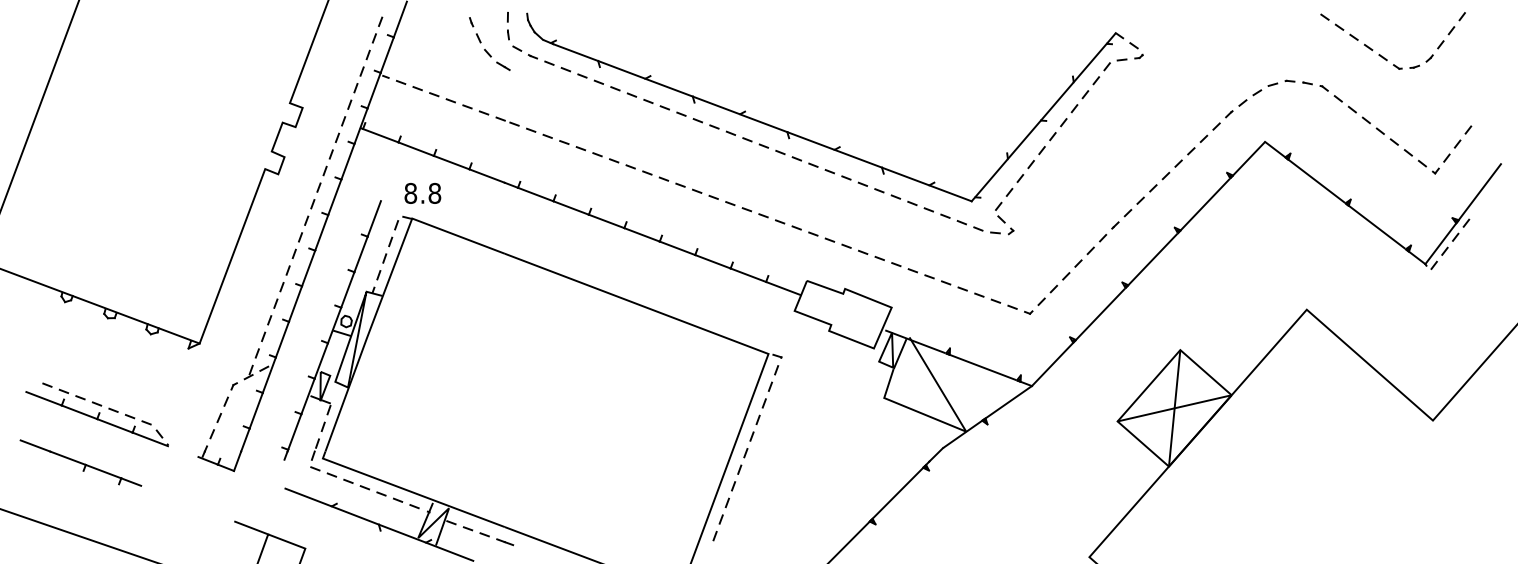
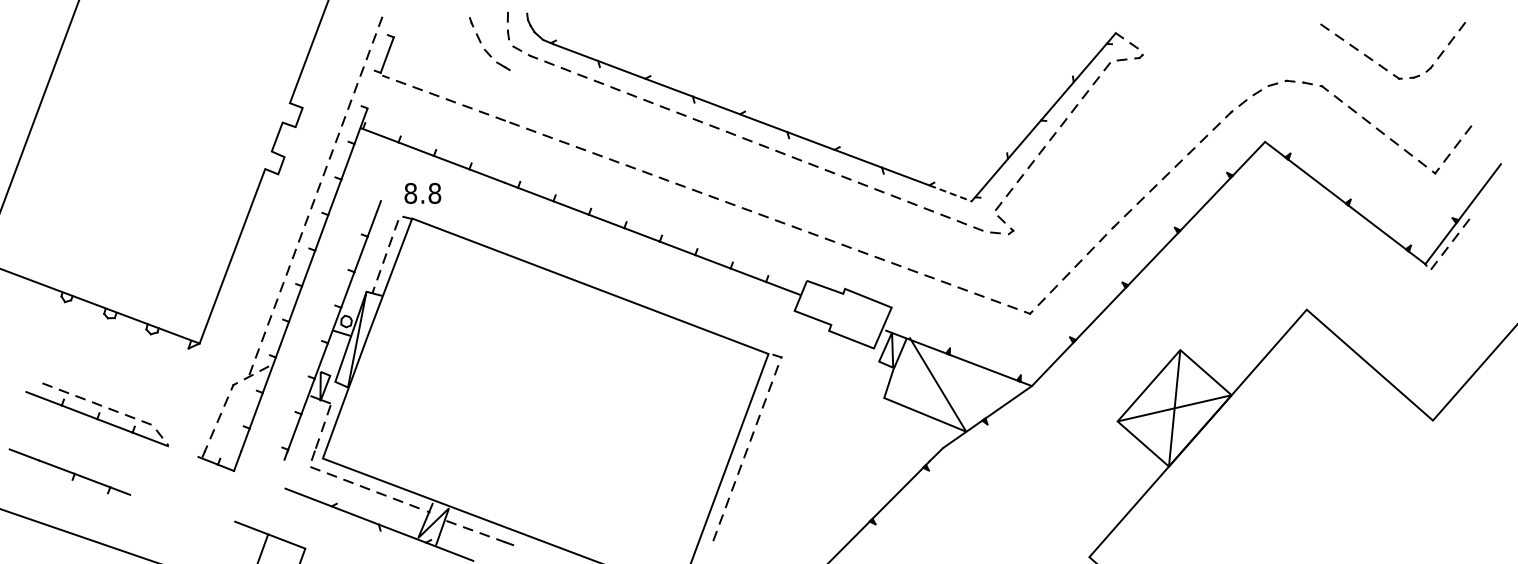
line: present -> none (399, 19)
part position: (1383, 56) -> (1383, 66) (1383, 66)
line: present -> none (373, 90)
line: solid -> dashed (950, 193)
part position: (80, 462) -> (69, 471) (69, 471)
